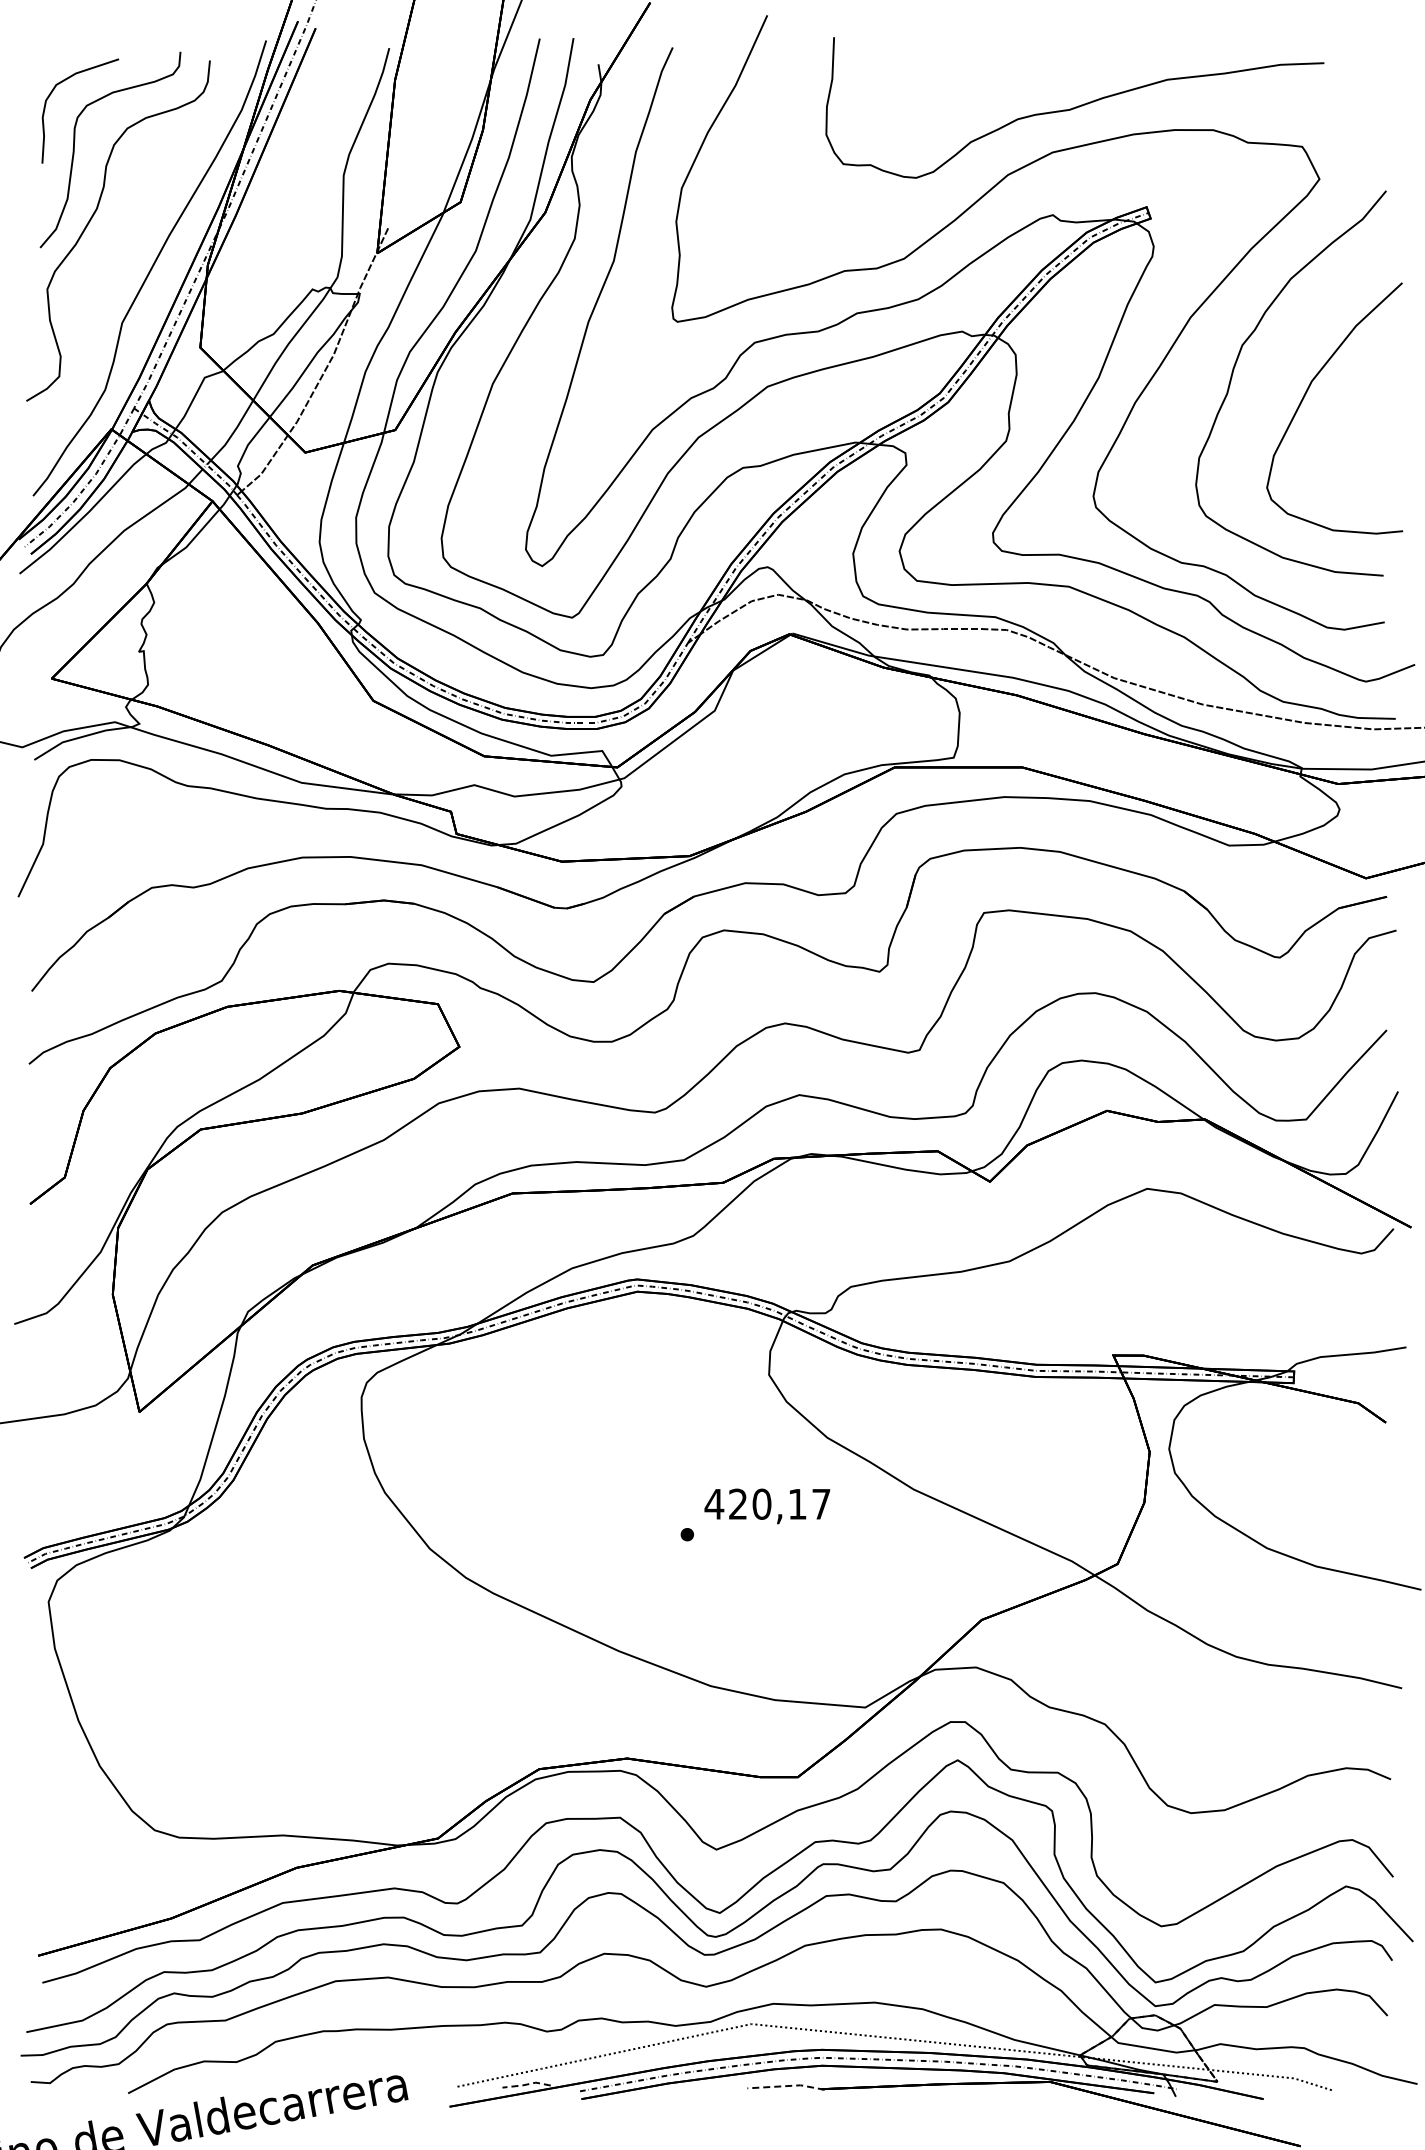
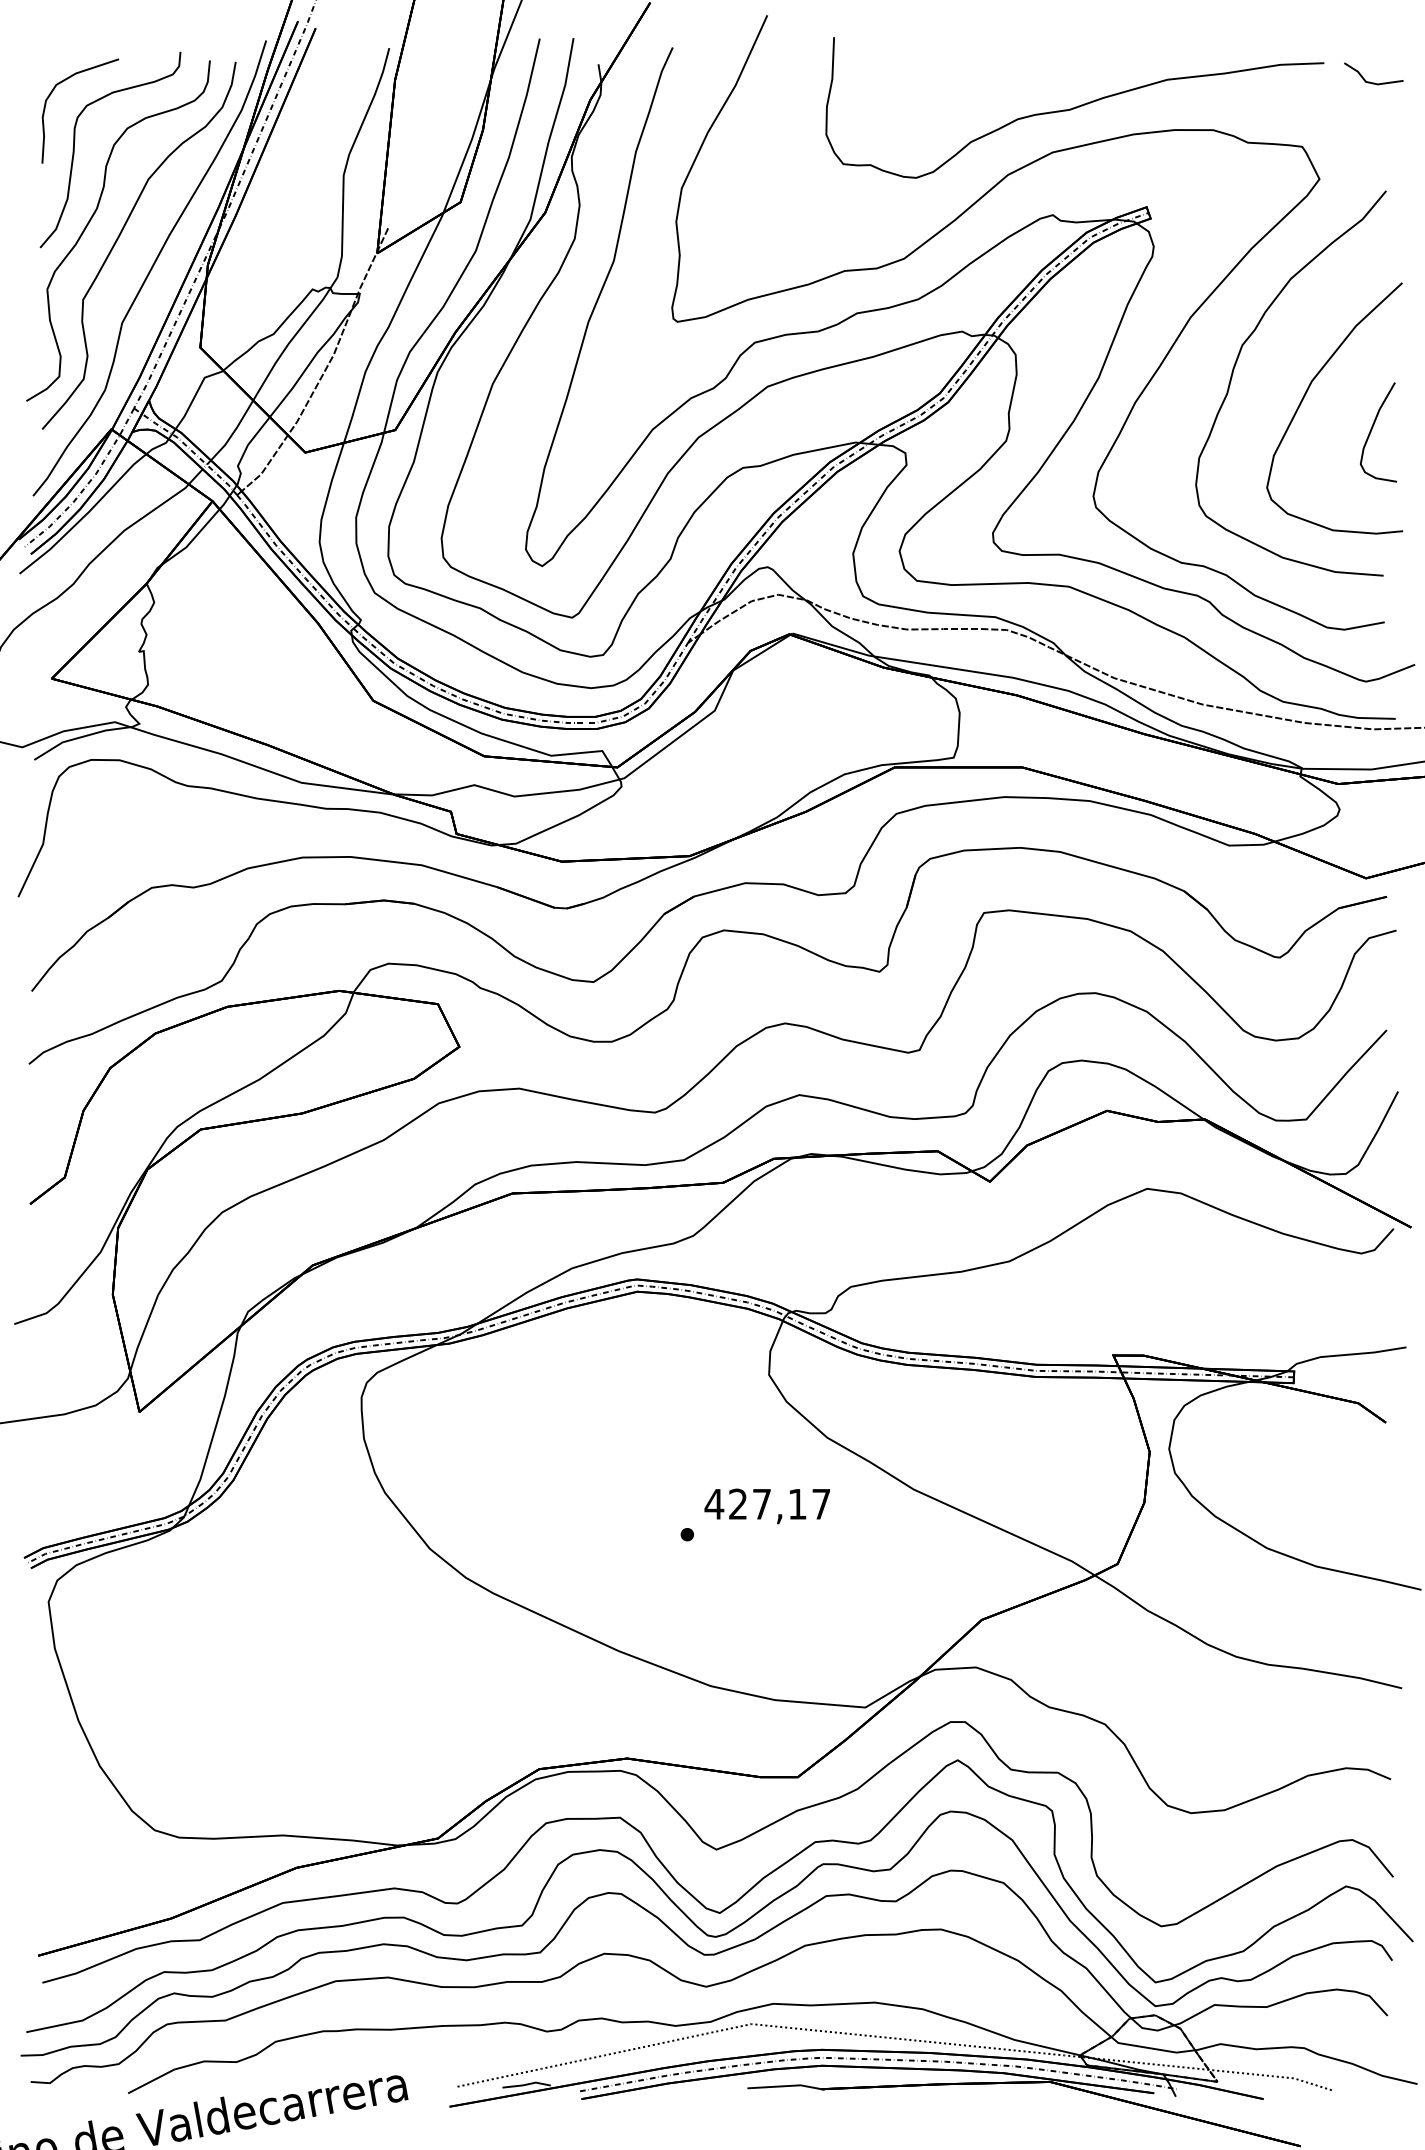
line: none -> present (1370, 81)
curve: none -> present (120, 235)
curve: none -> present (1372, 429)
text: 420,17 -> 427,17 (761, 1503)
line: dashed -> solid (526, 2084)
line: dashed -> solid (786, 2086)
